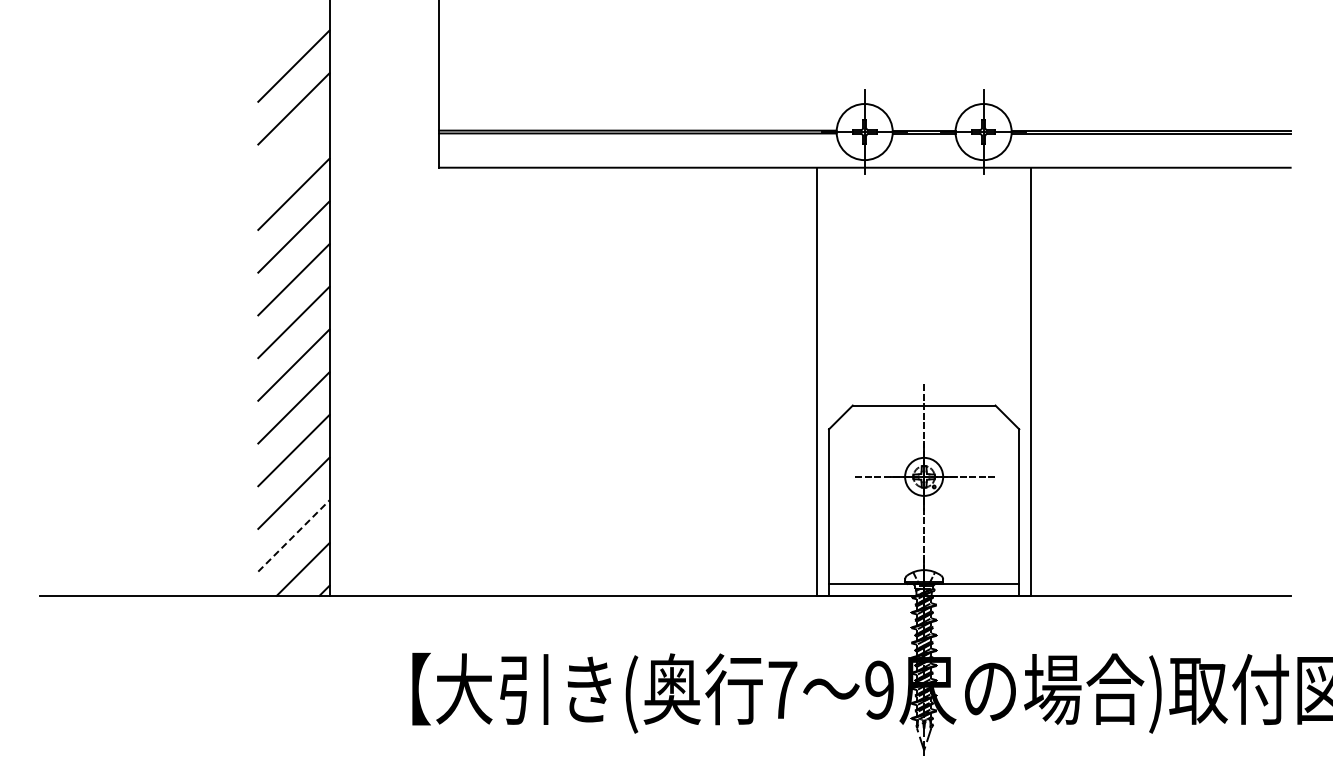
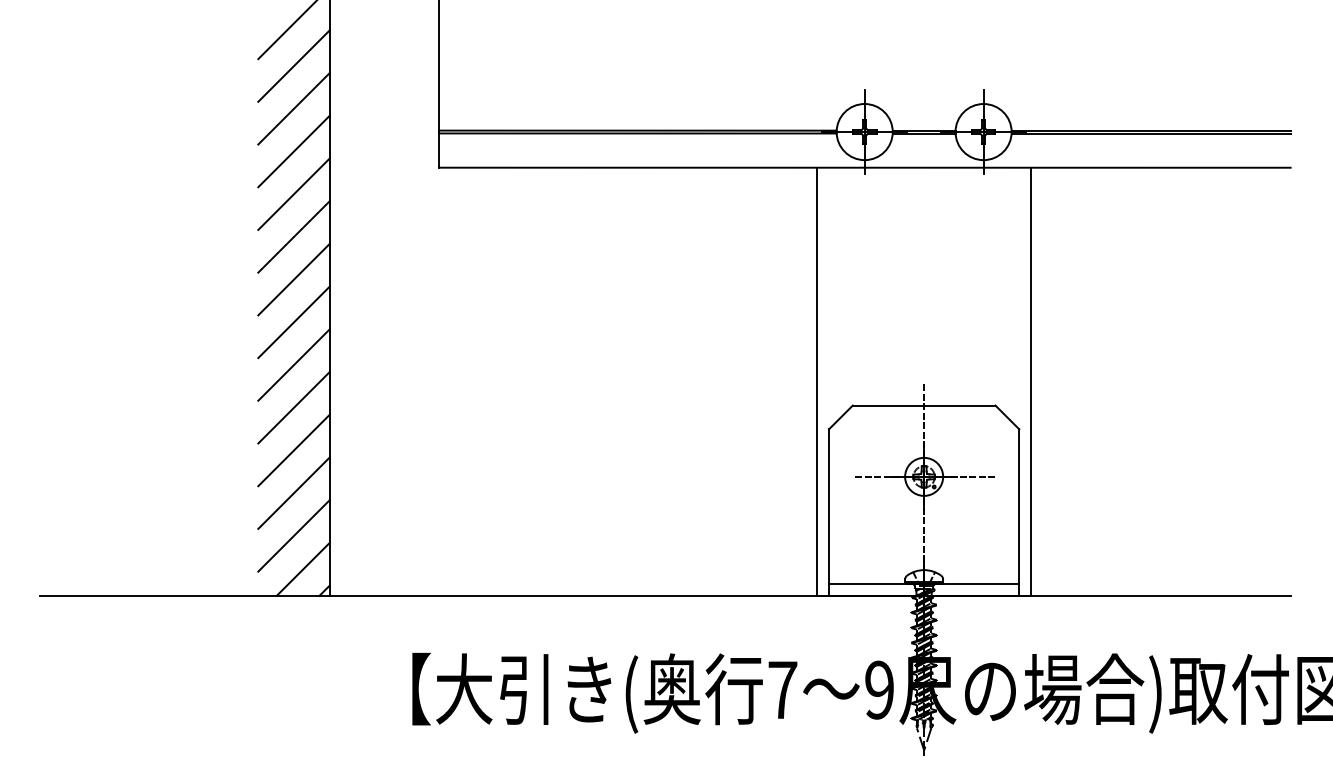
line: none -> present (286, 30)
line: none -> present (293, 151)
line: dashed -> solid (294, 535)
